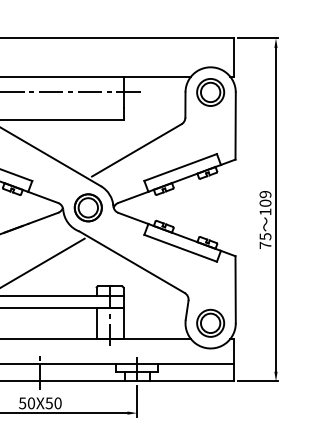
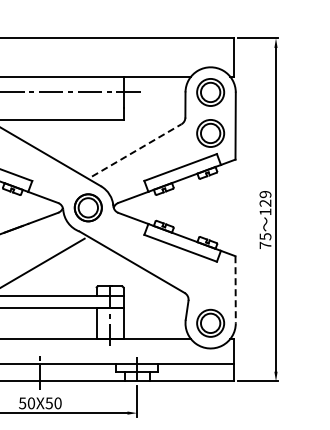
part: none -> present (210, 133)
line: solid -> dashed (136, 150)
text: 109 -> 129 (265, 202)
line: solid -> dashed (235, 289)
